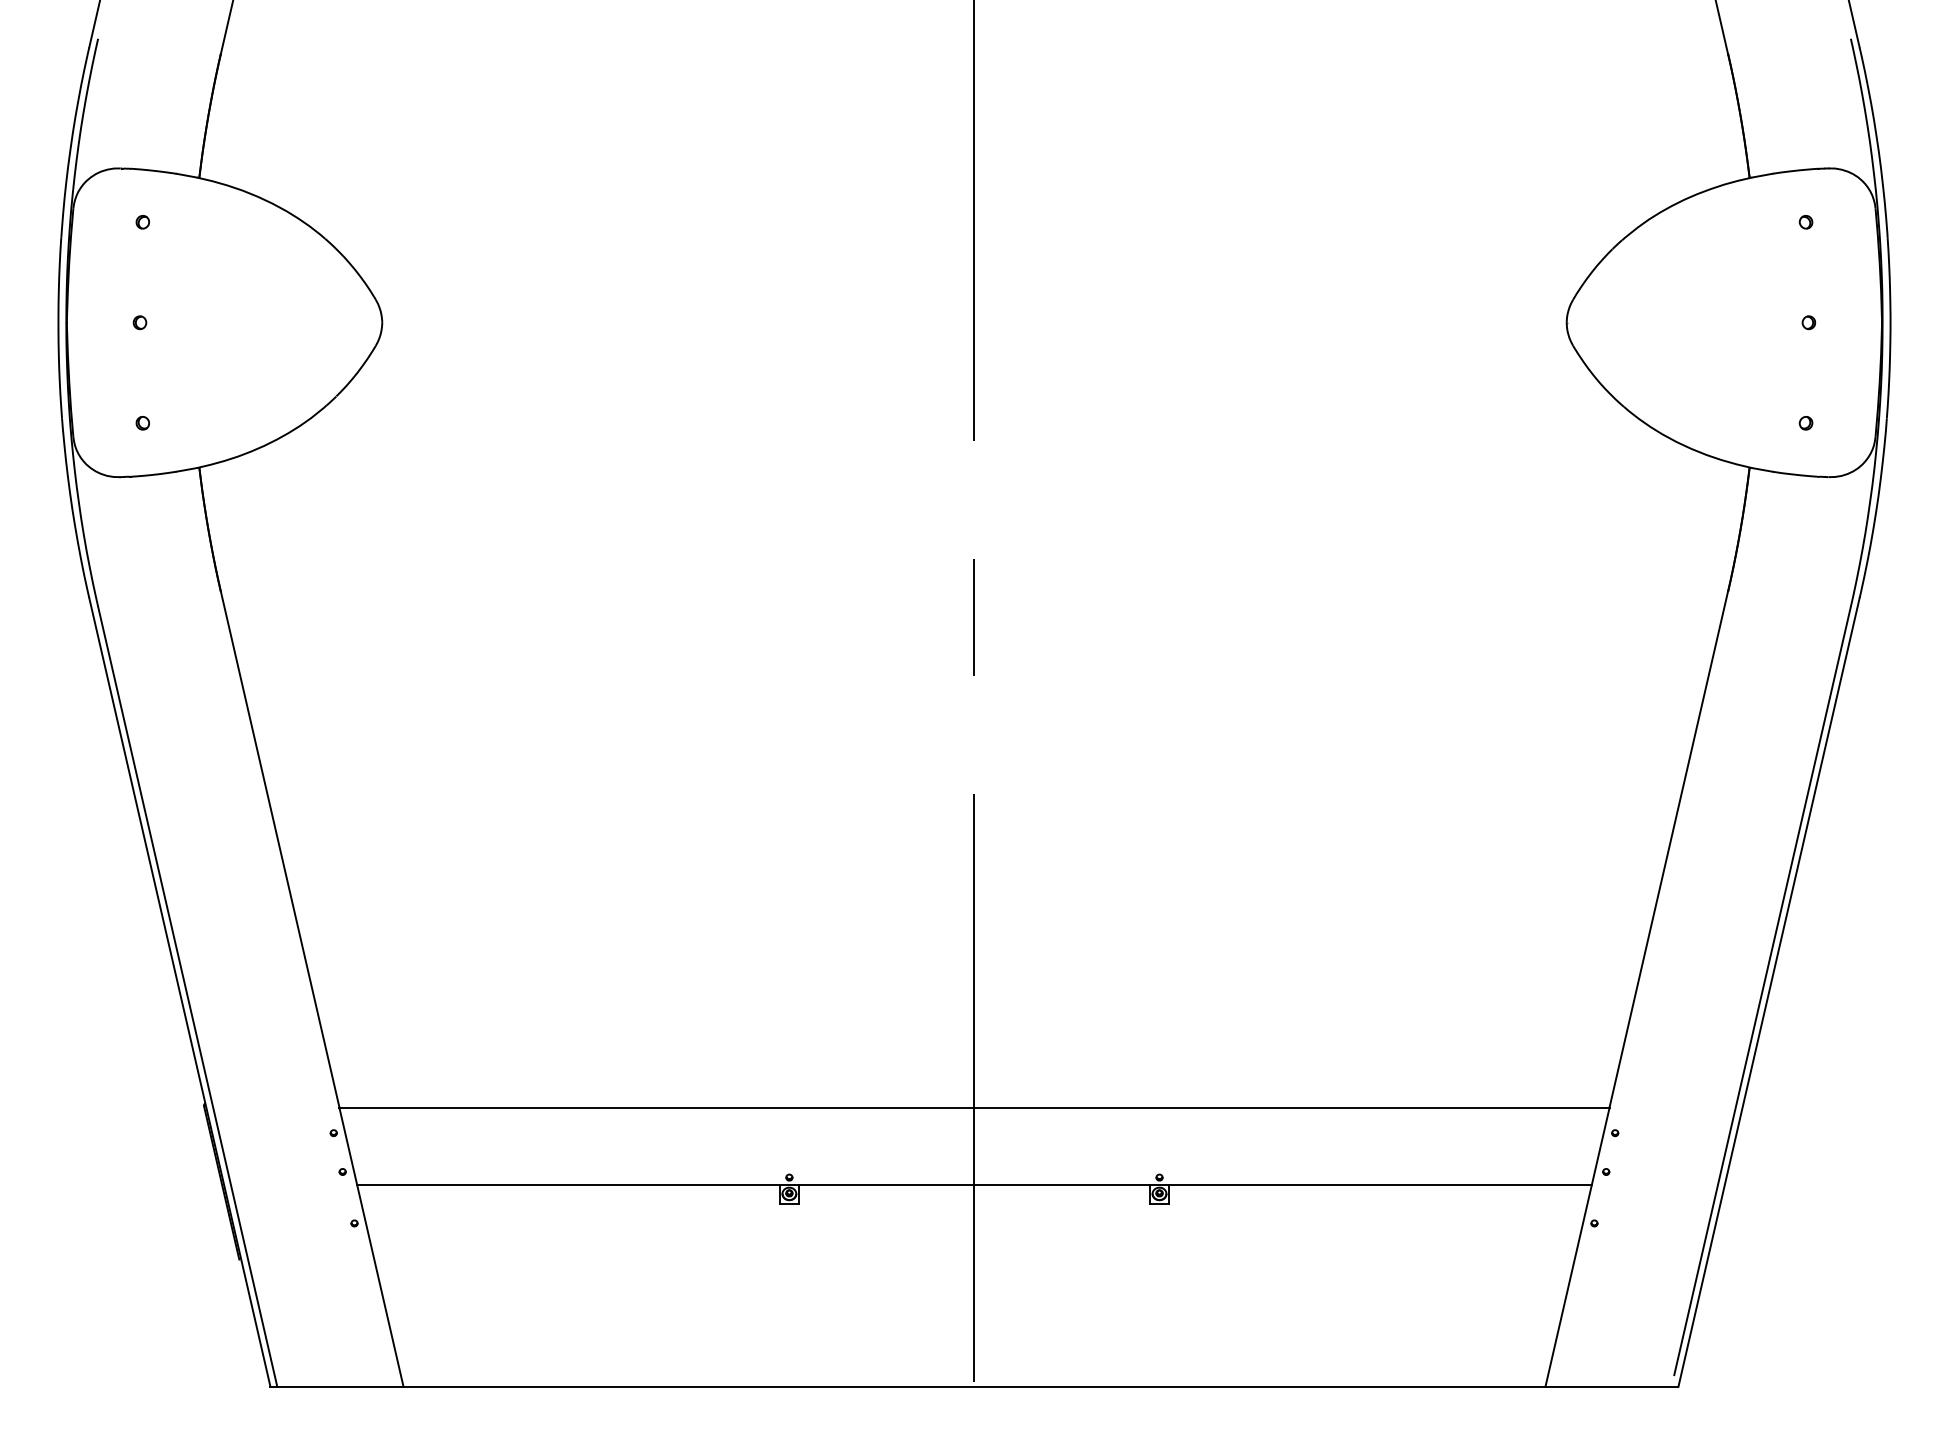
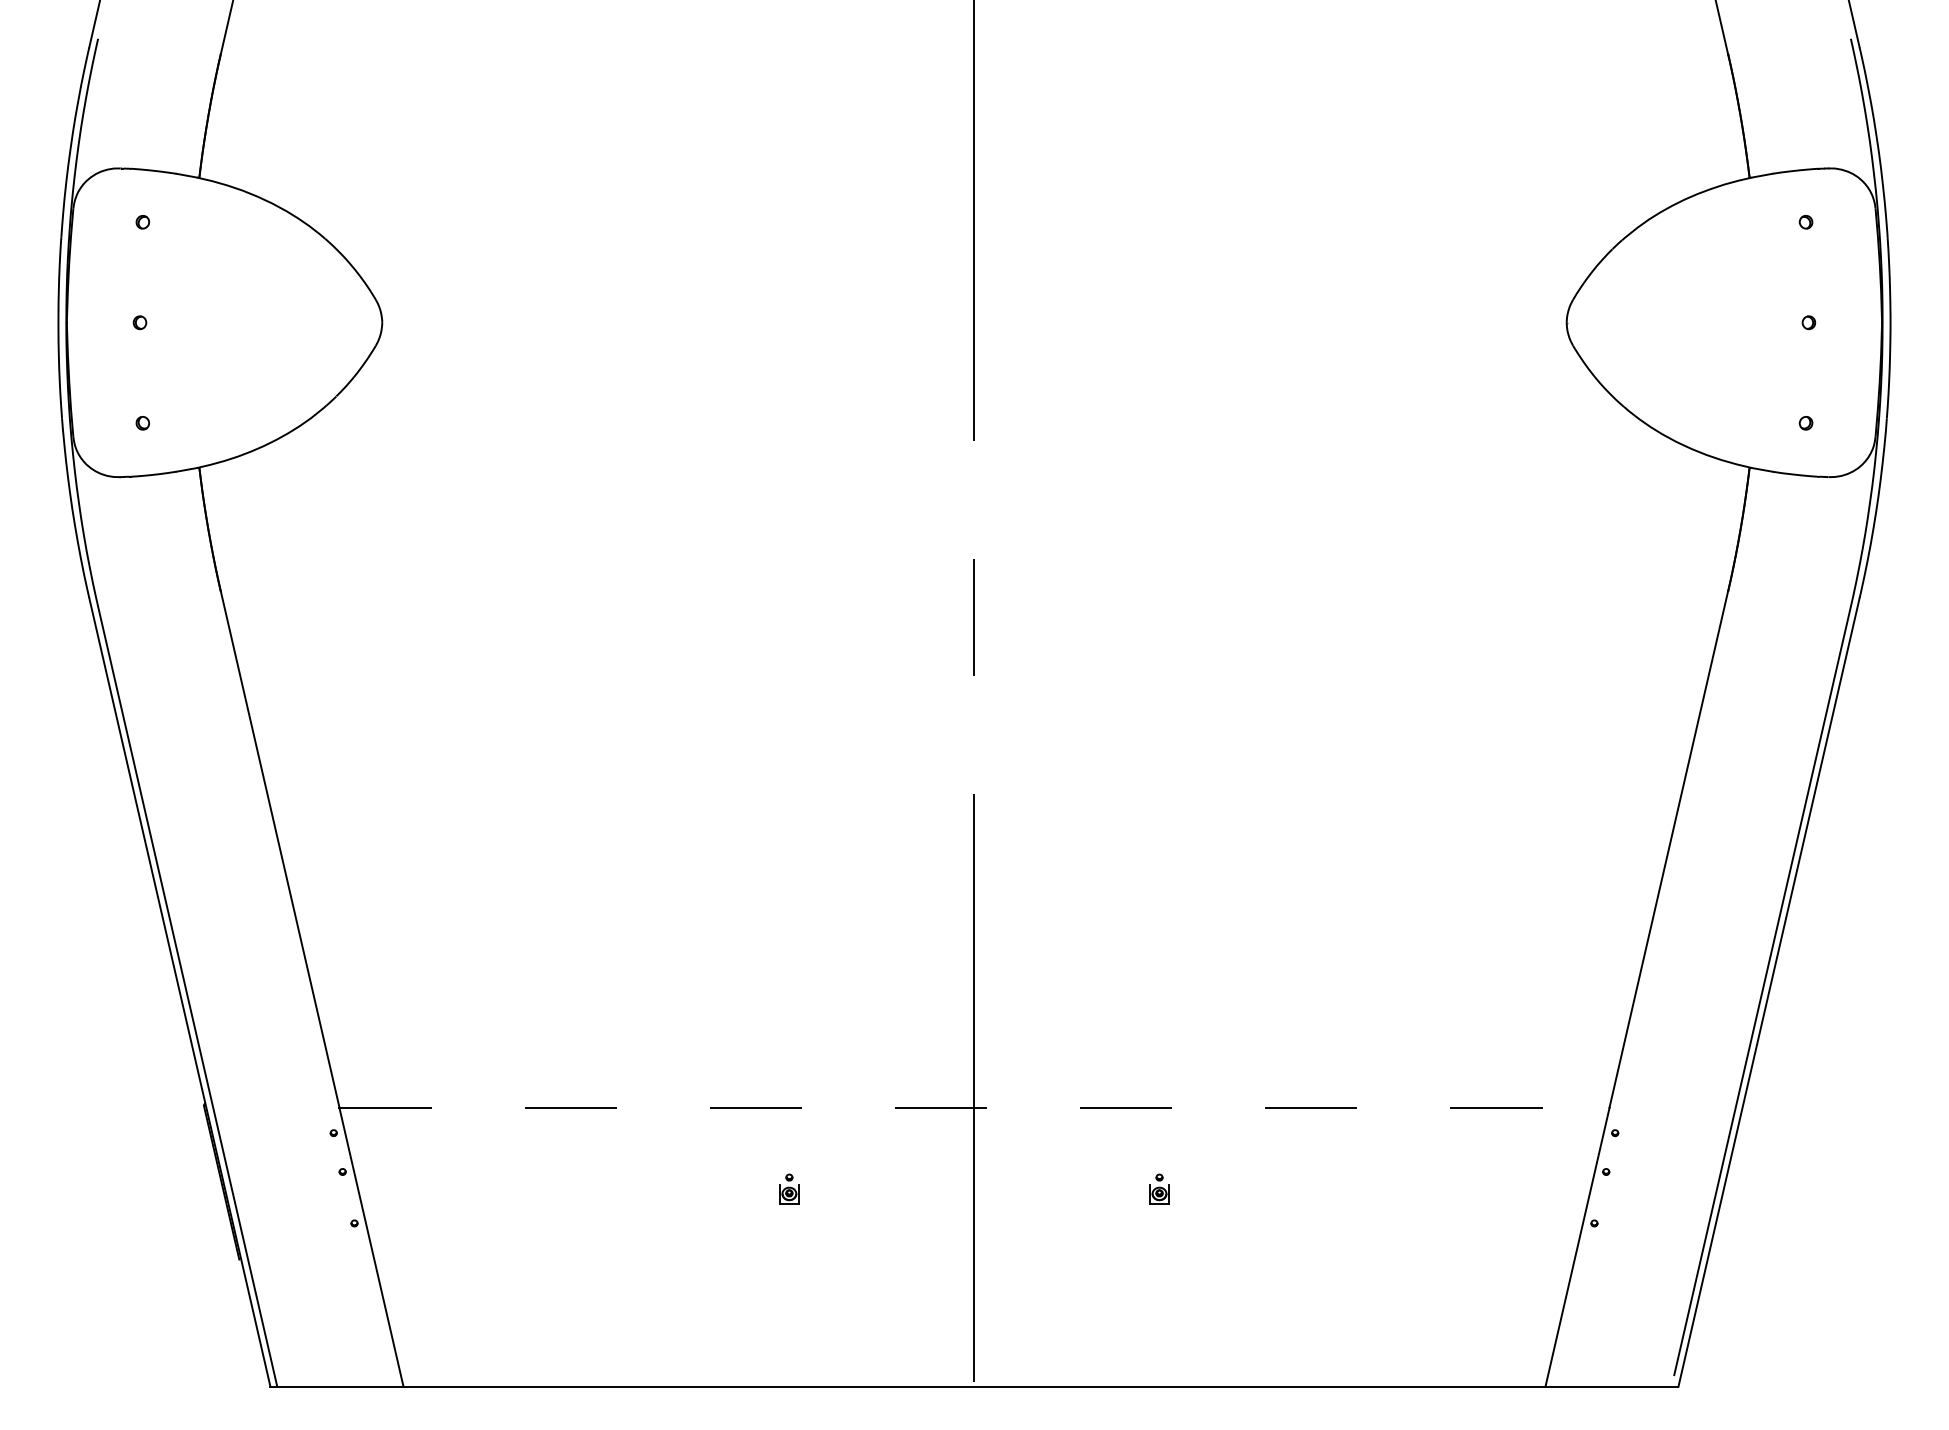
line: solid -> dashed (975, 1107)
line: present -> none (974, 1185)
